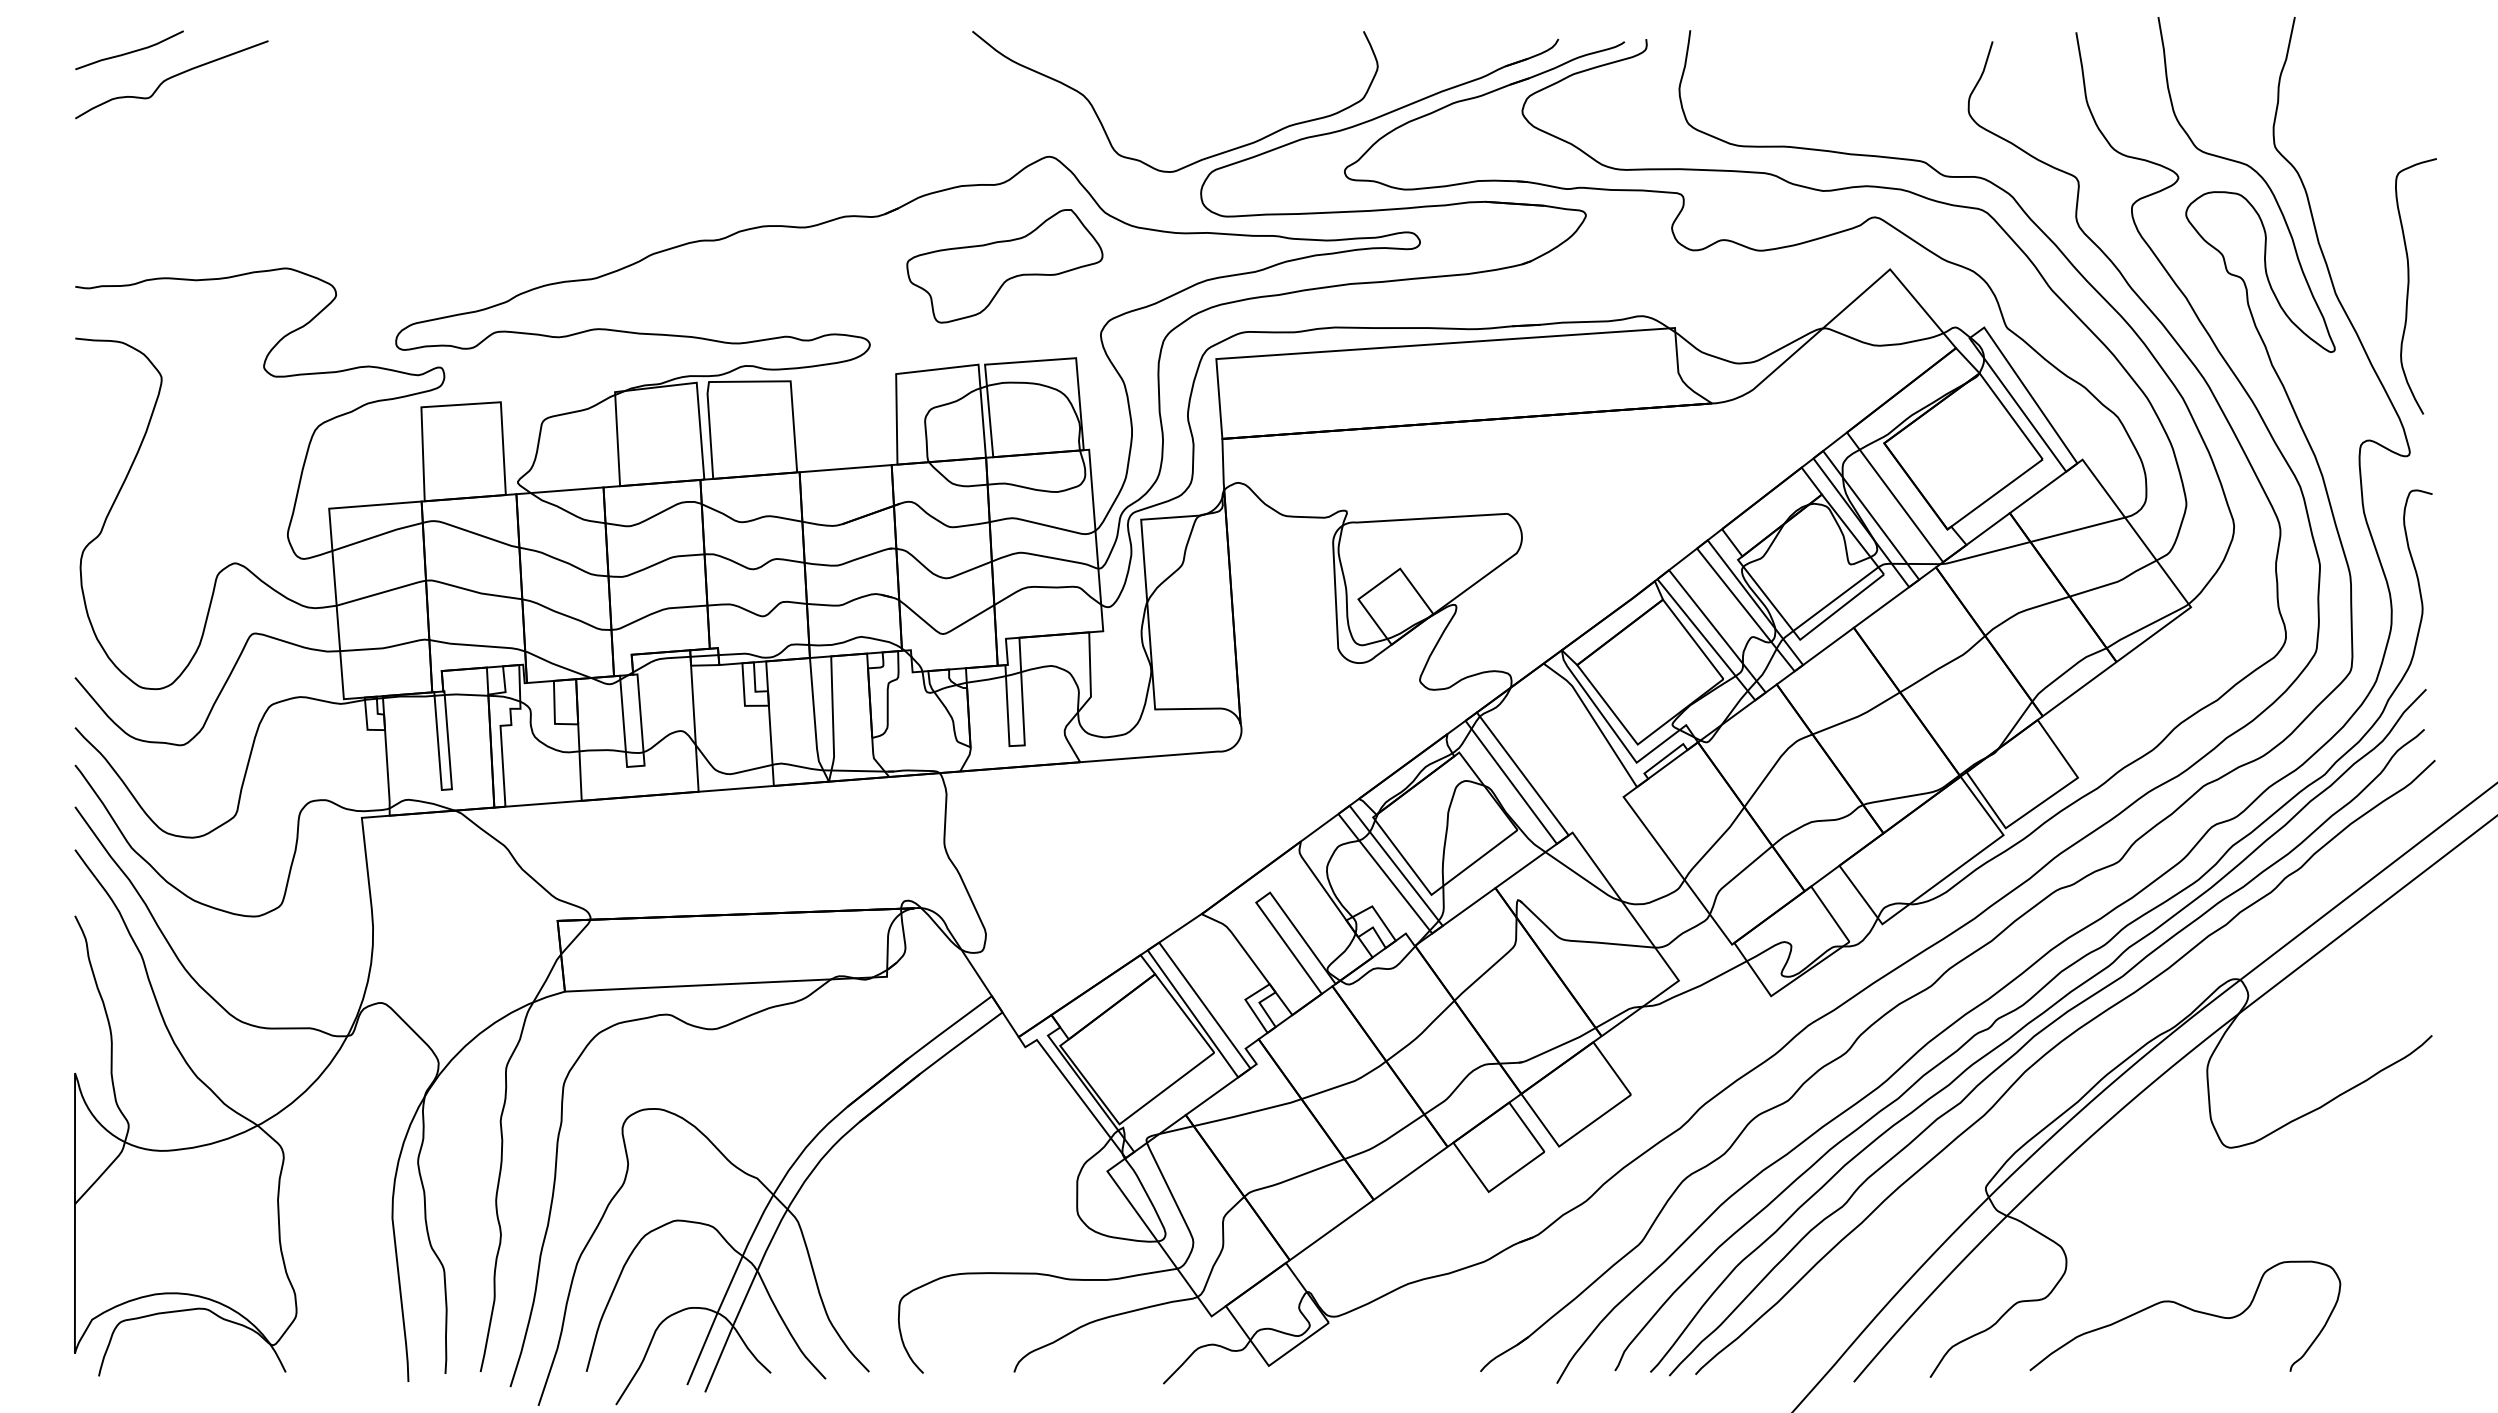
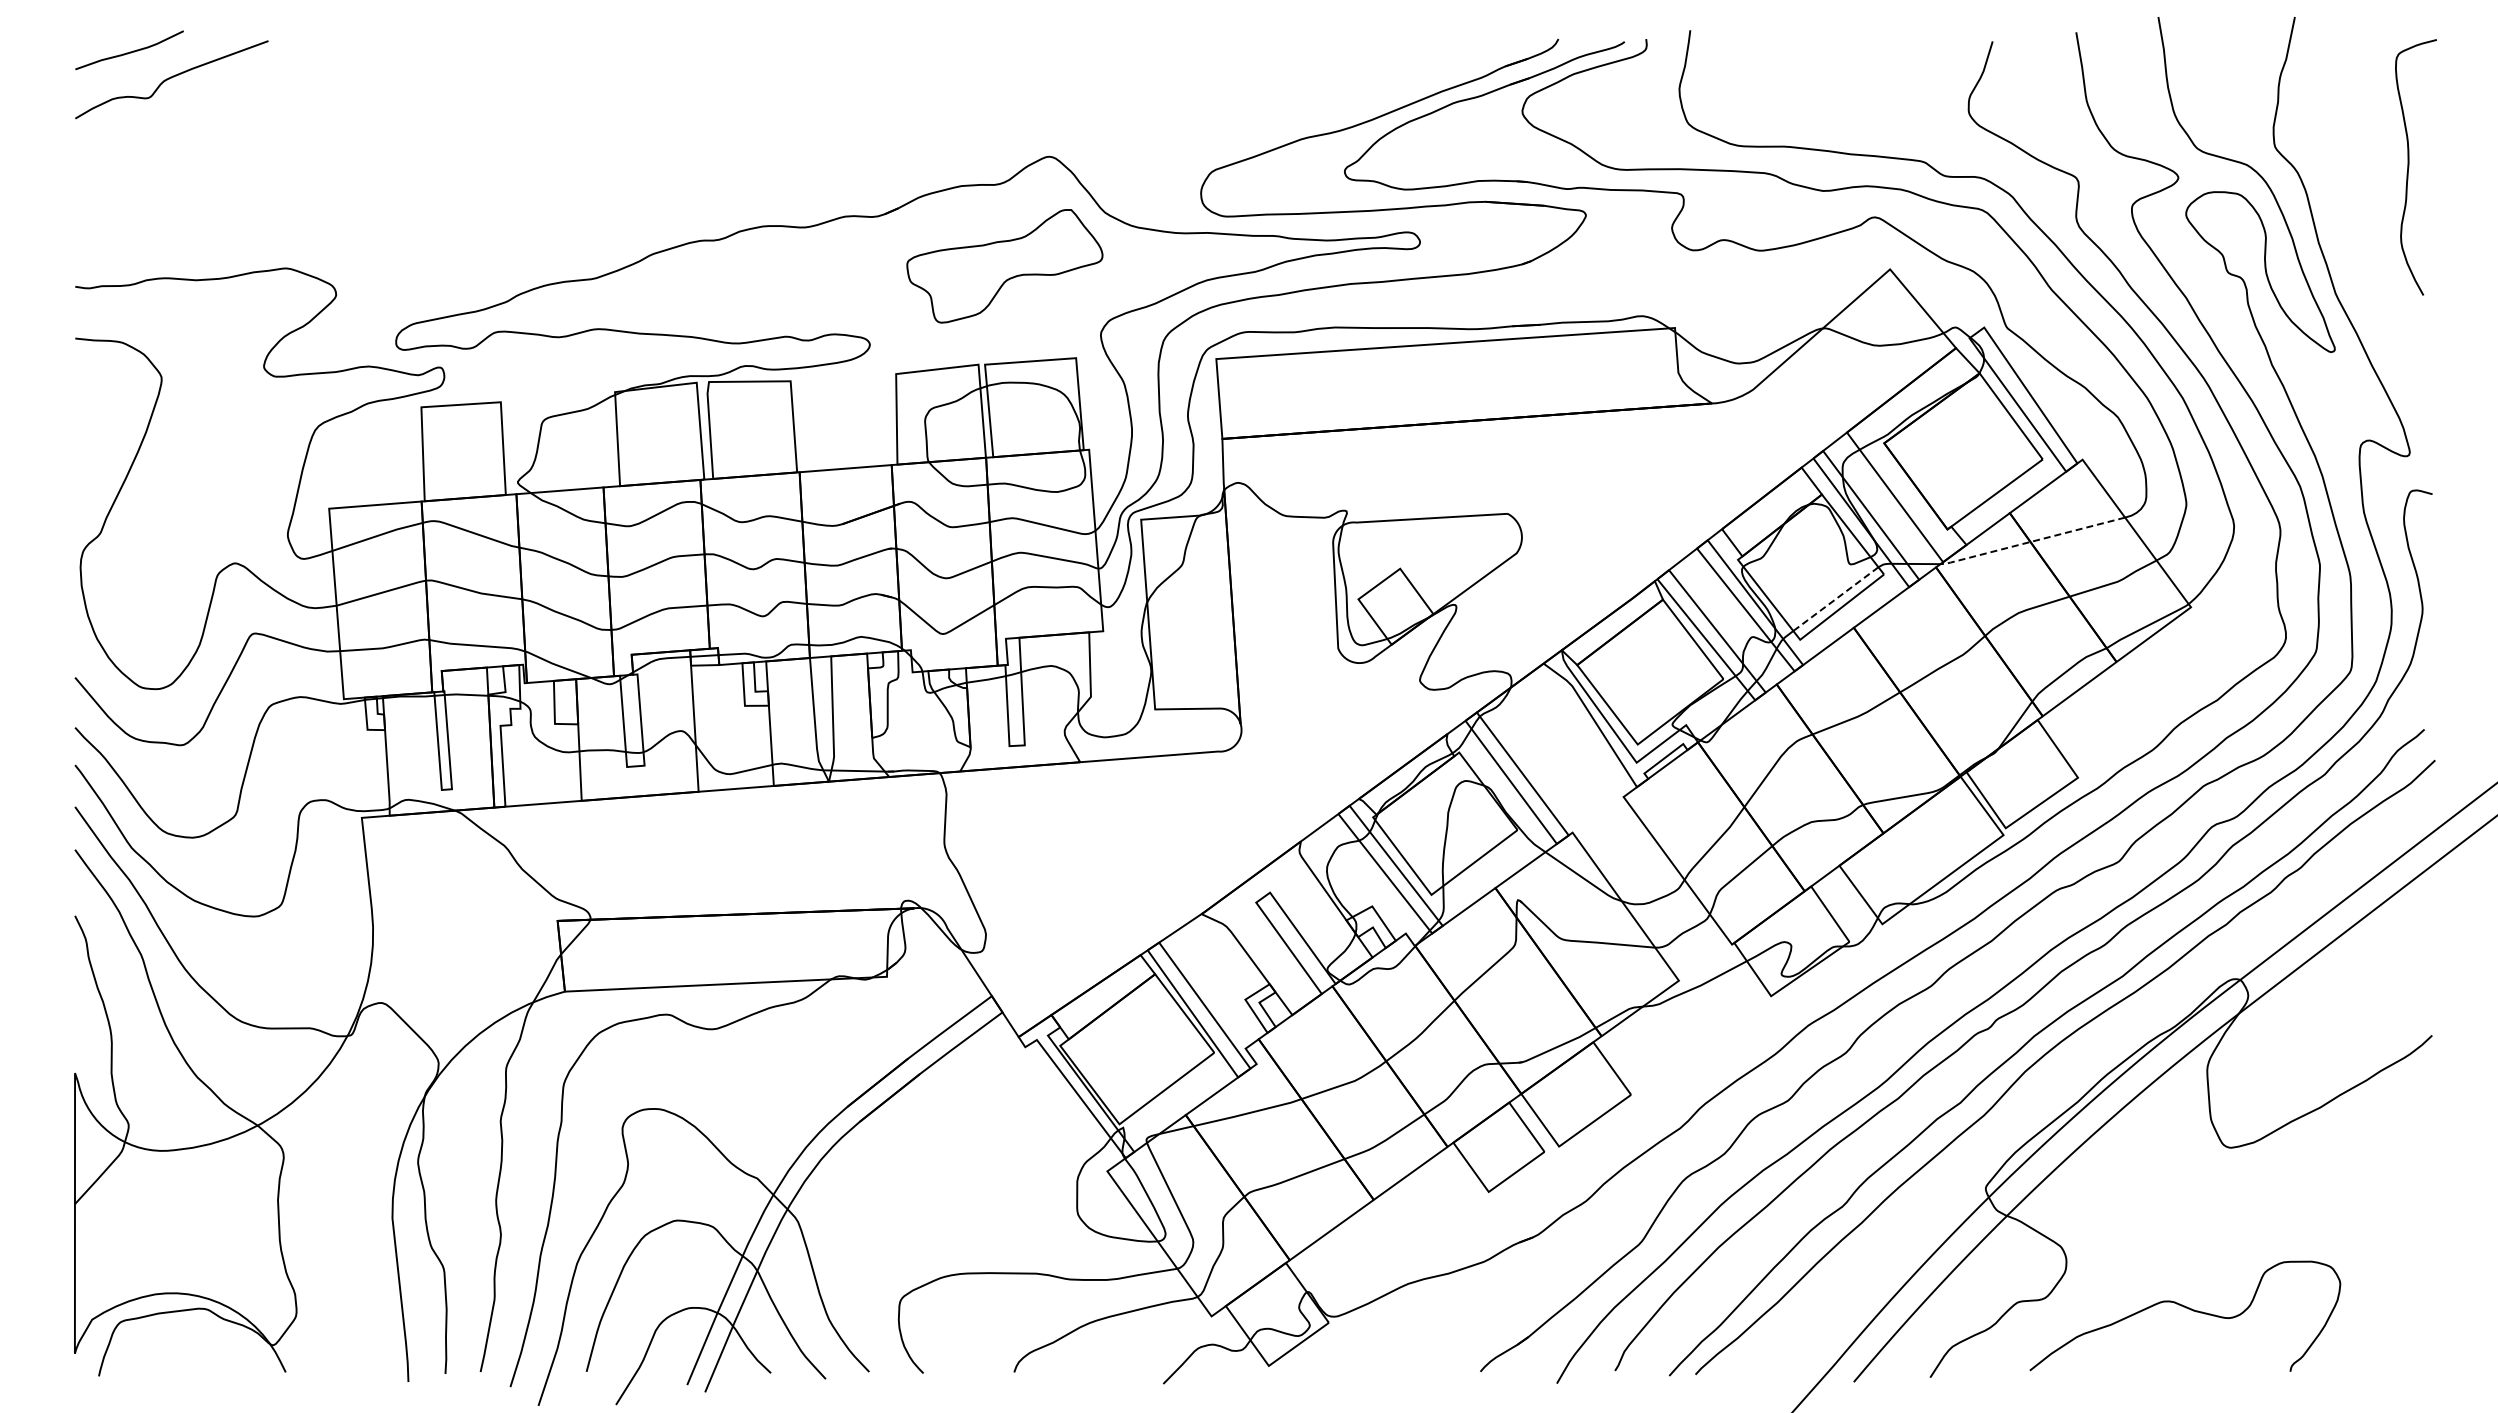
curve: present -> none (1199, 159)
curve position: (2409, 286) -> (2409, 167) (2409, 167)
line: solid -> dashed (2031, 541)
line: solid -> dashed (1835, 599)
curve: present -> none (2031, 1022)
